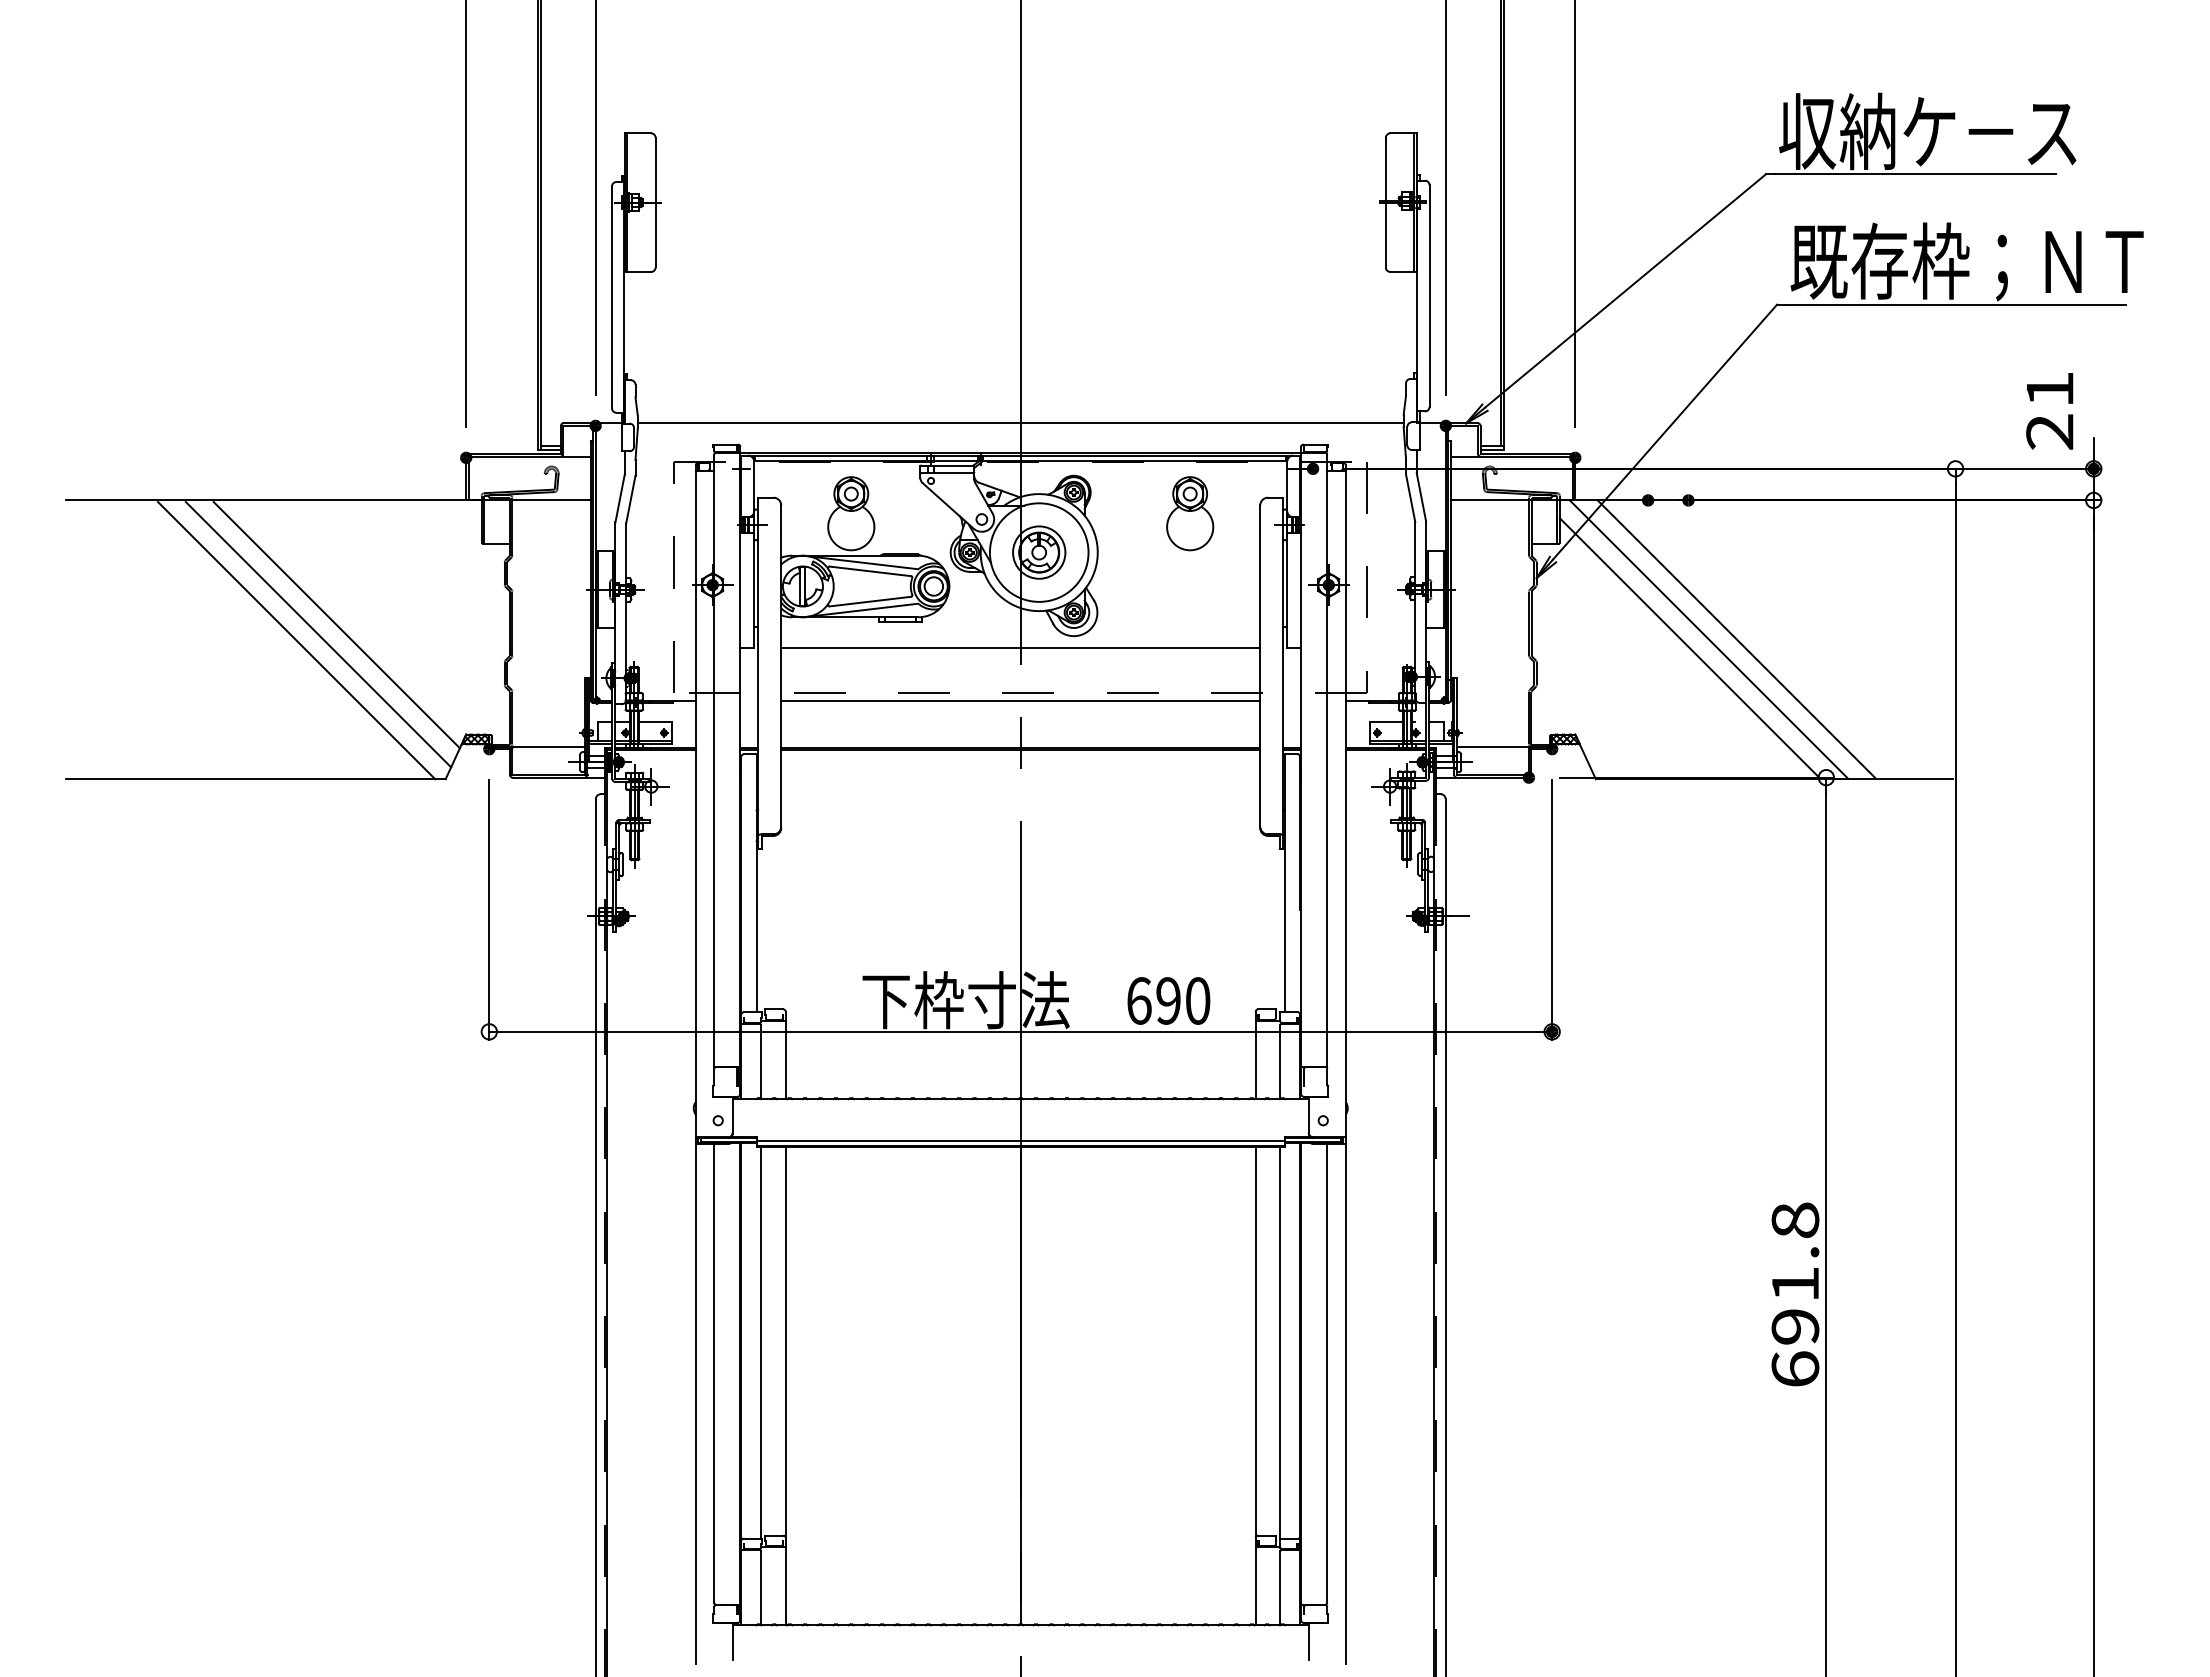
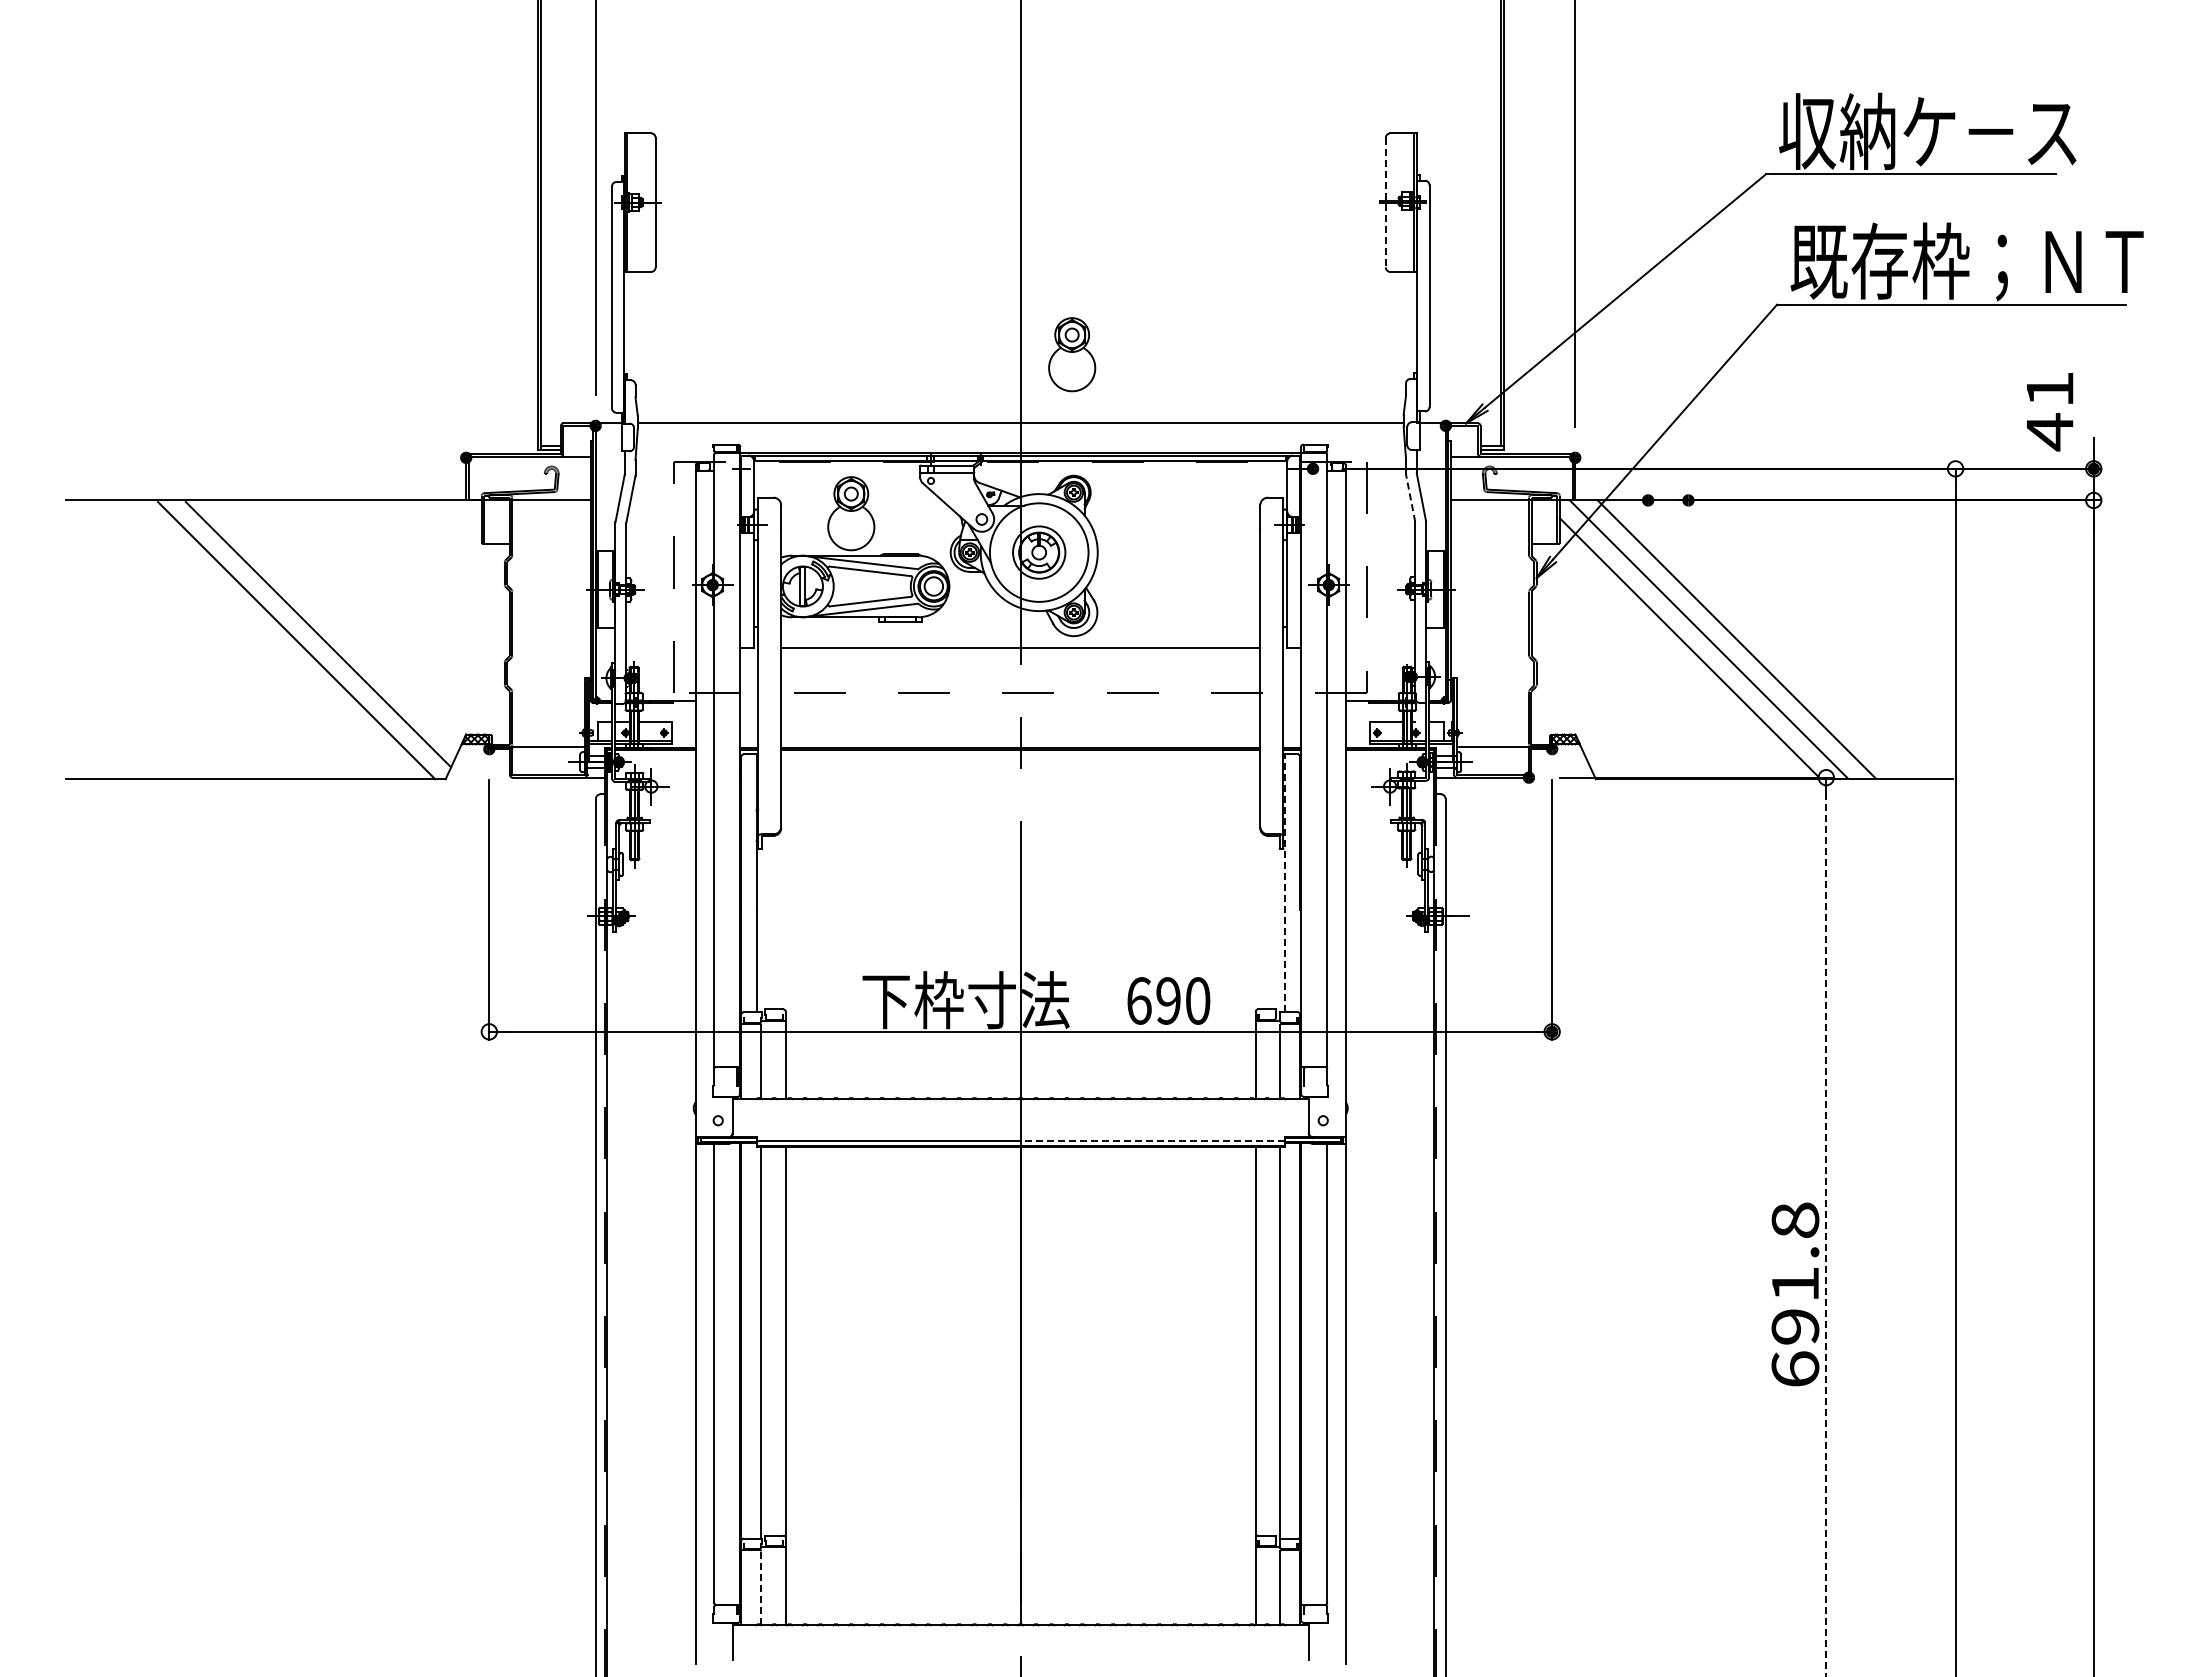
line: present -> none (1445, 198)
line: solid -> dashed (1385, 202)
line: present -> none (466, 214)
text: 21 -> 41 (2049, 432)
line: solid -> dashed (1410, 497)
part position: (1190, 513) -> (1072, 354) (1072, 354)
line: present -> none (336, 624)
line: present -> none (1020, 700)
line: solid -> dashed (1284, 883)
line: solid -> dashed (1152, 1141)
line: solid -> dashed (1826, 1234)
line: solid -> dashed (761, 1588)
